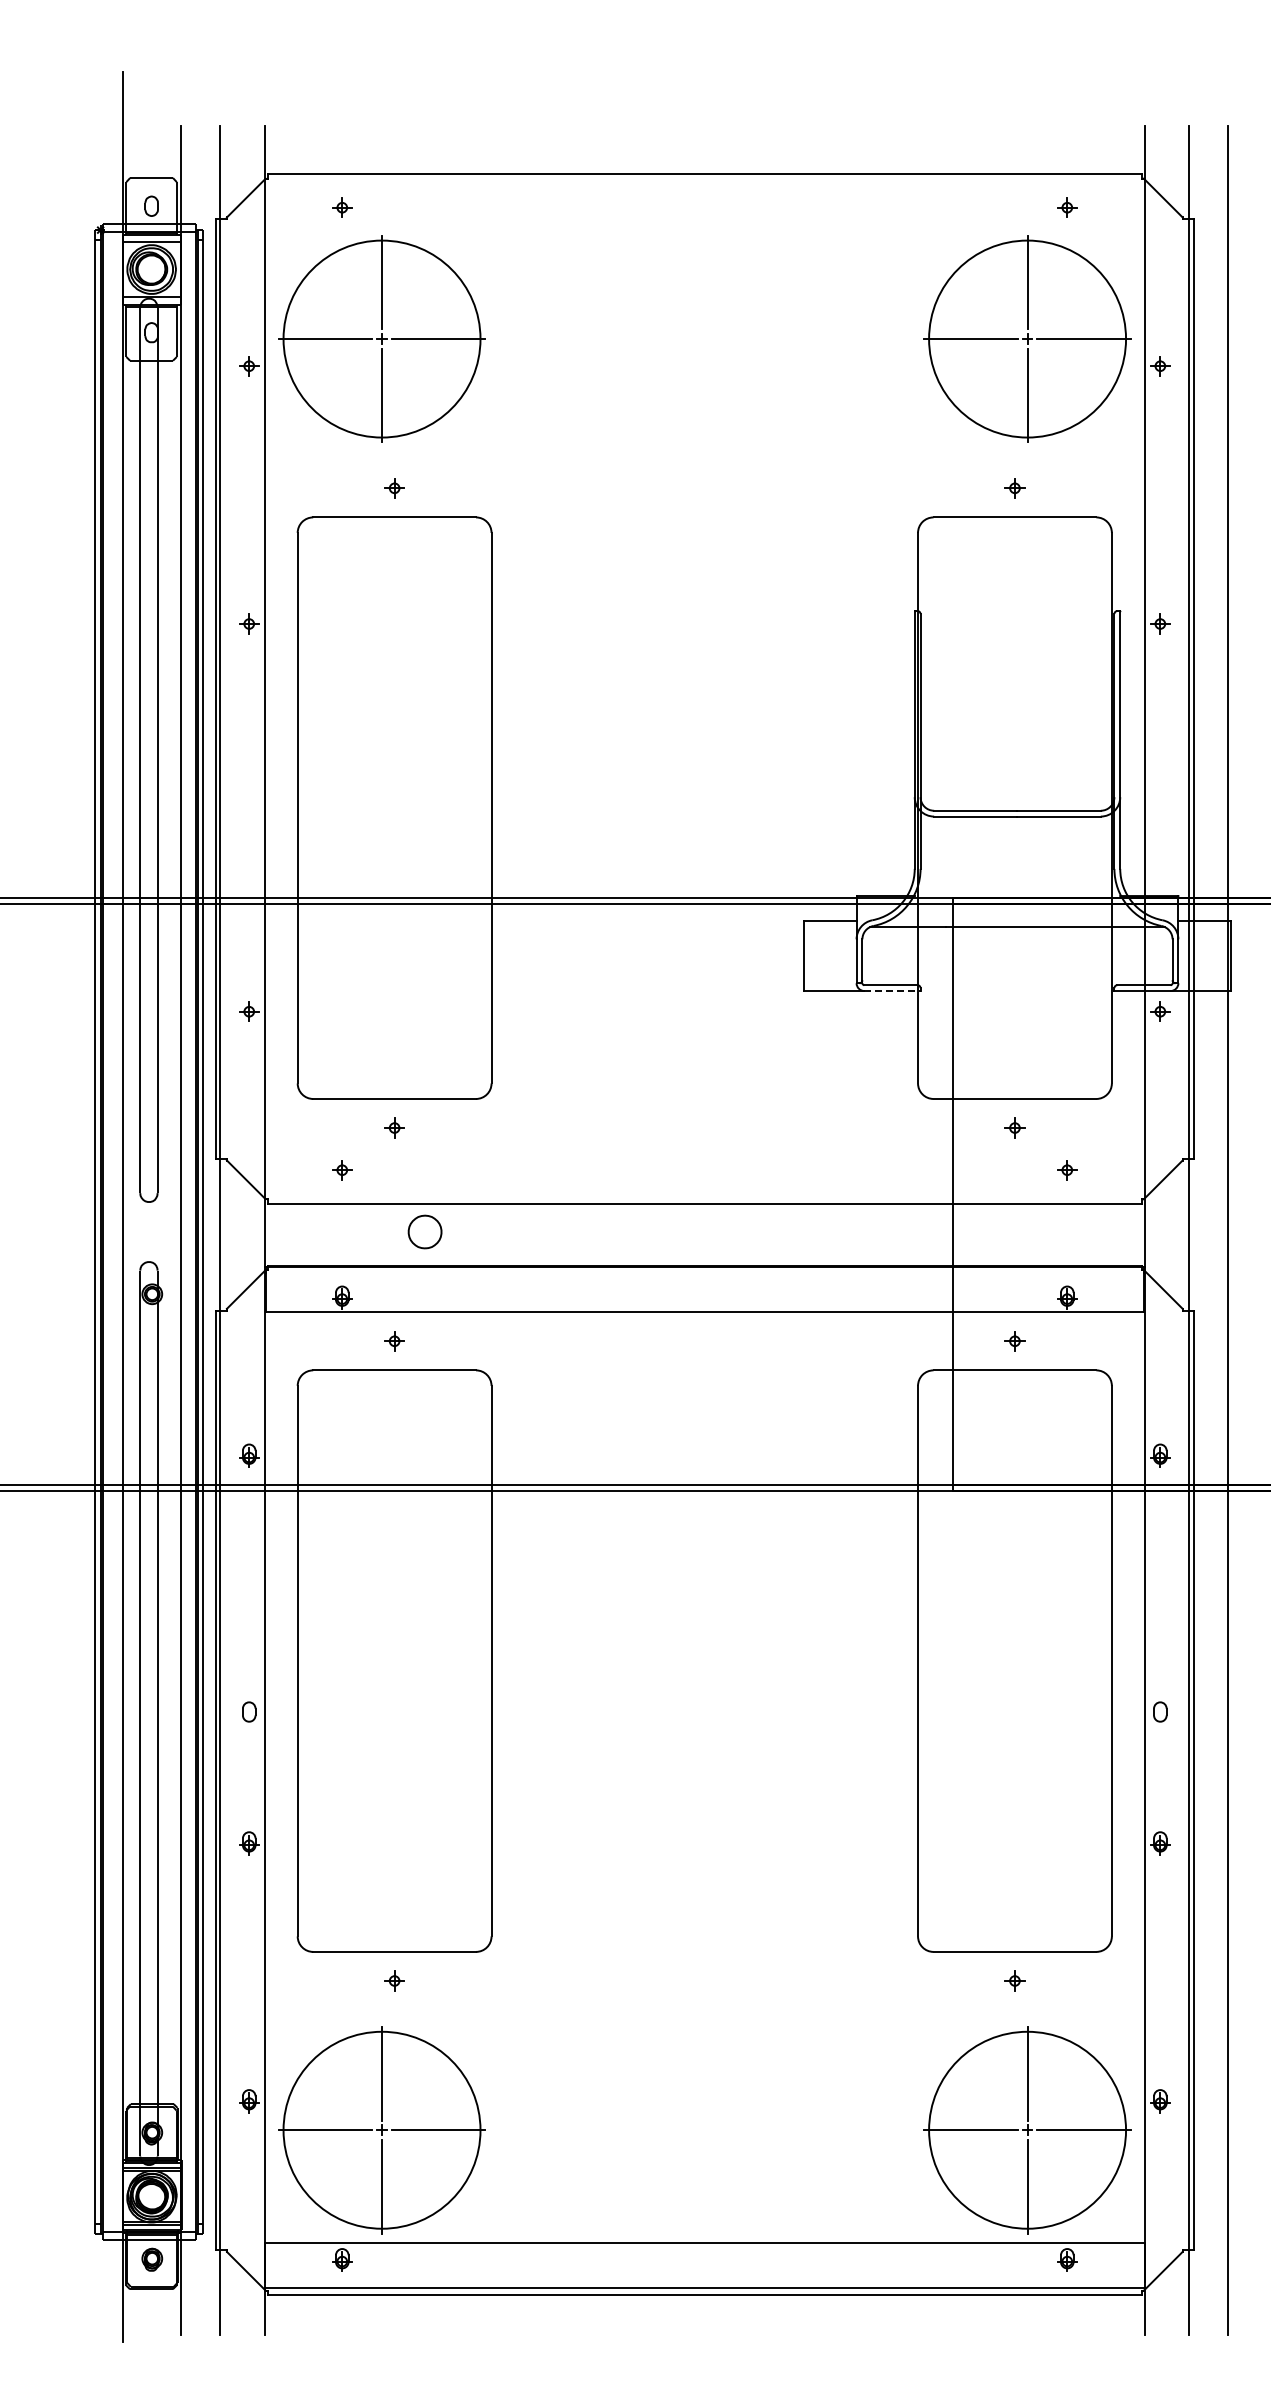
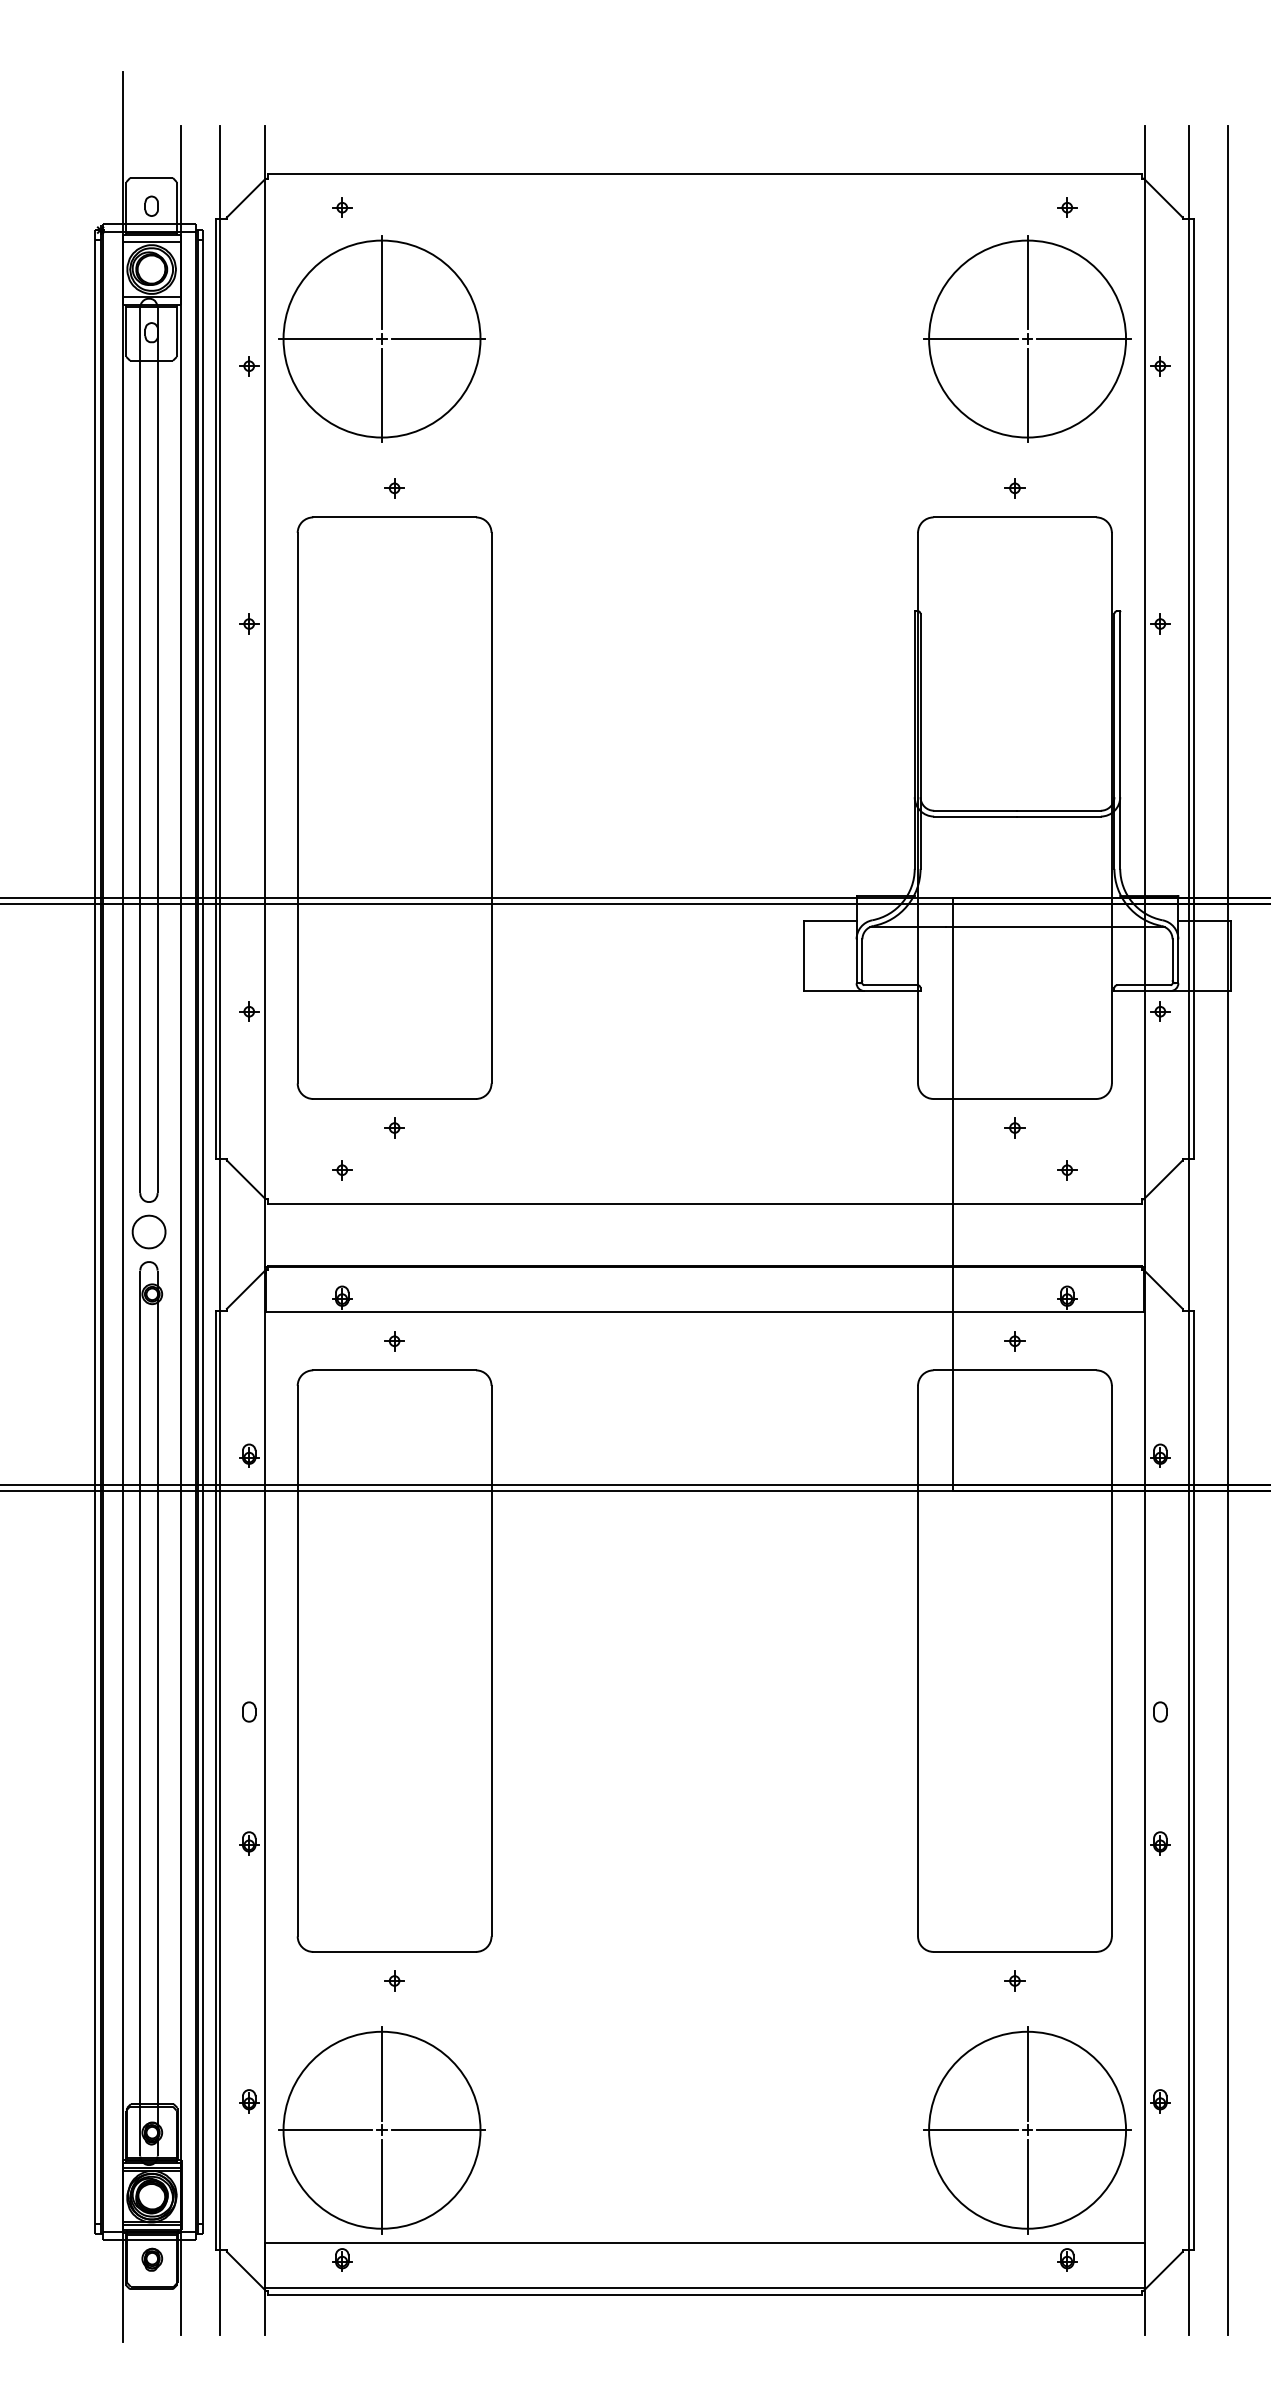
line: dashed -> solid (892, 991)
part position: (424, 1231) -> (148, 1231) (148, 1231)
